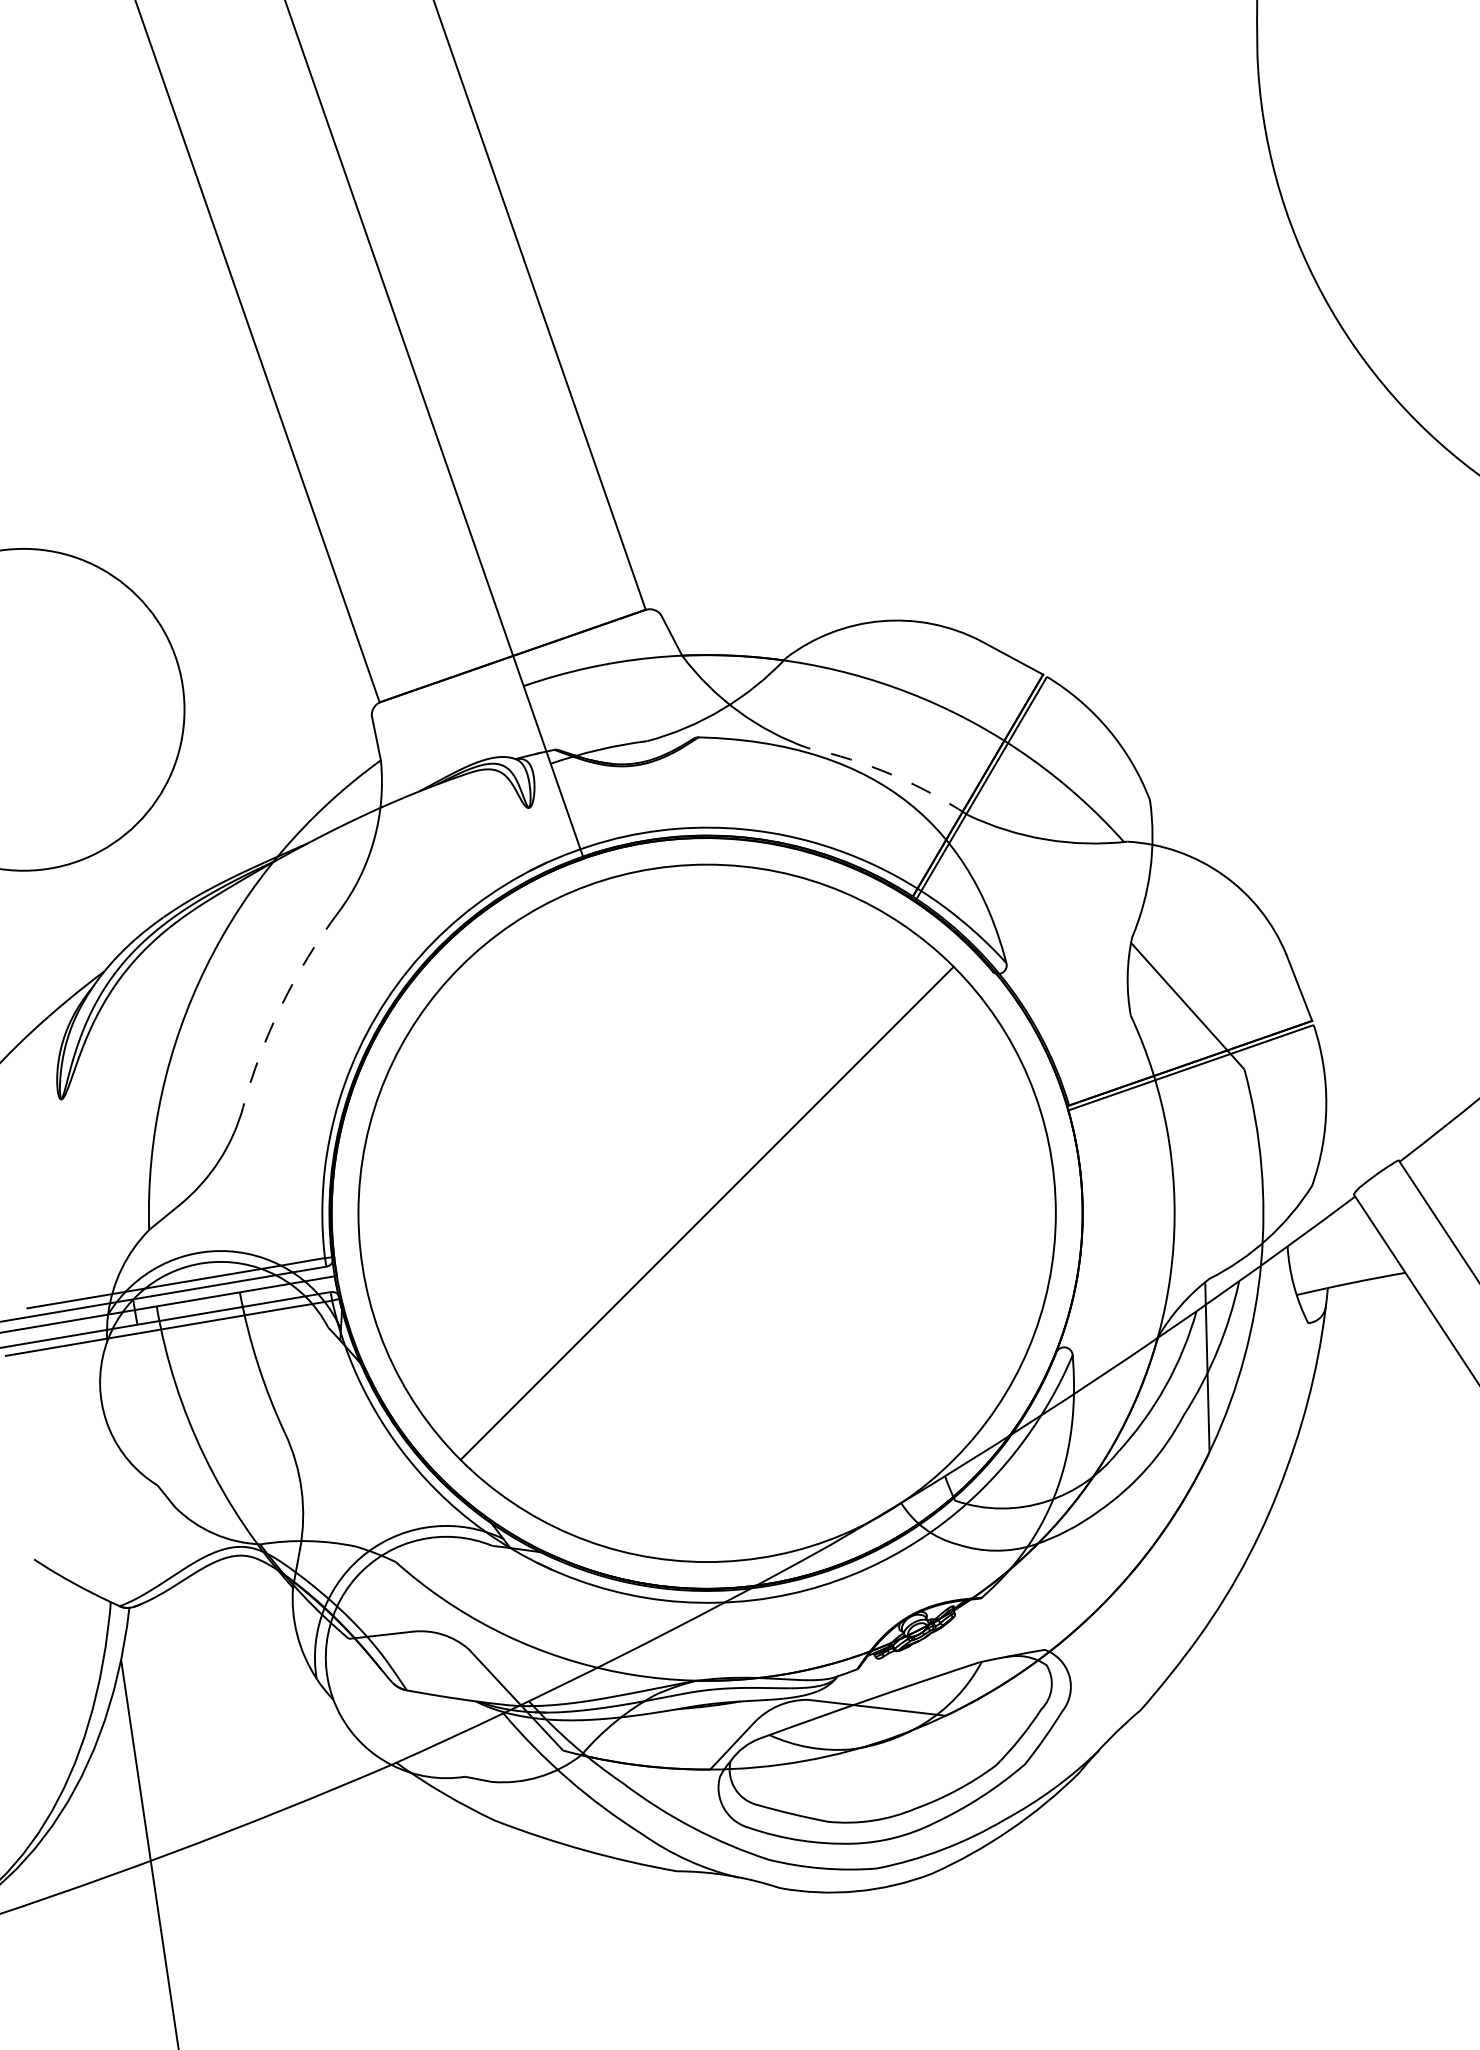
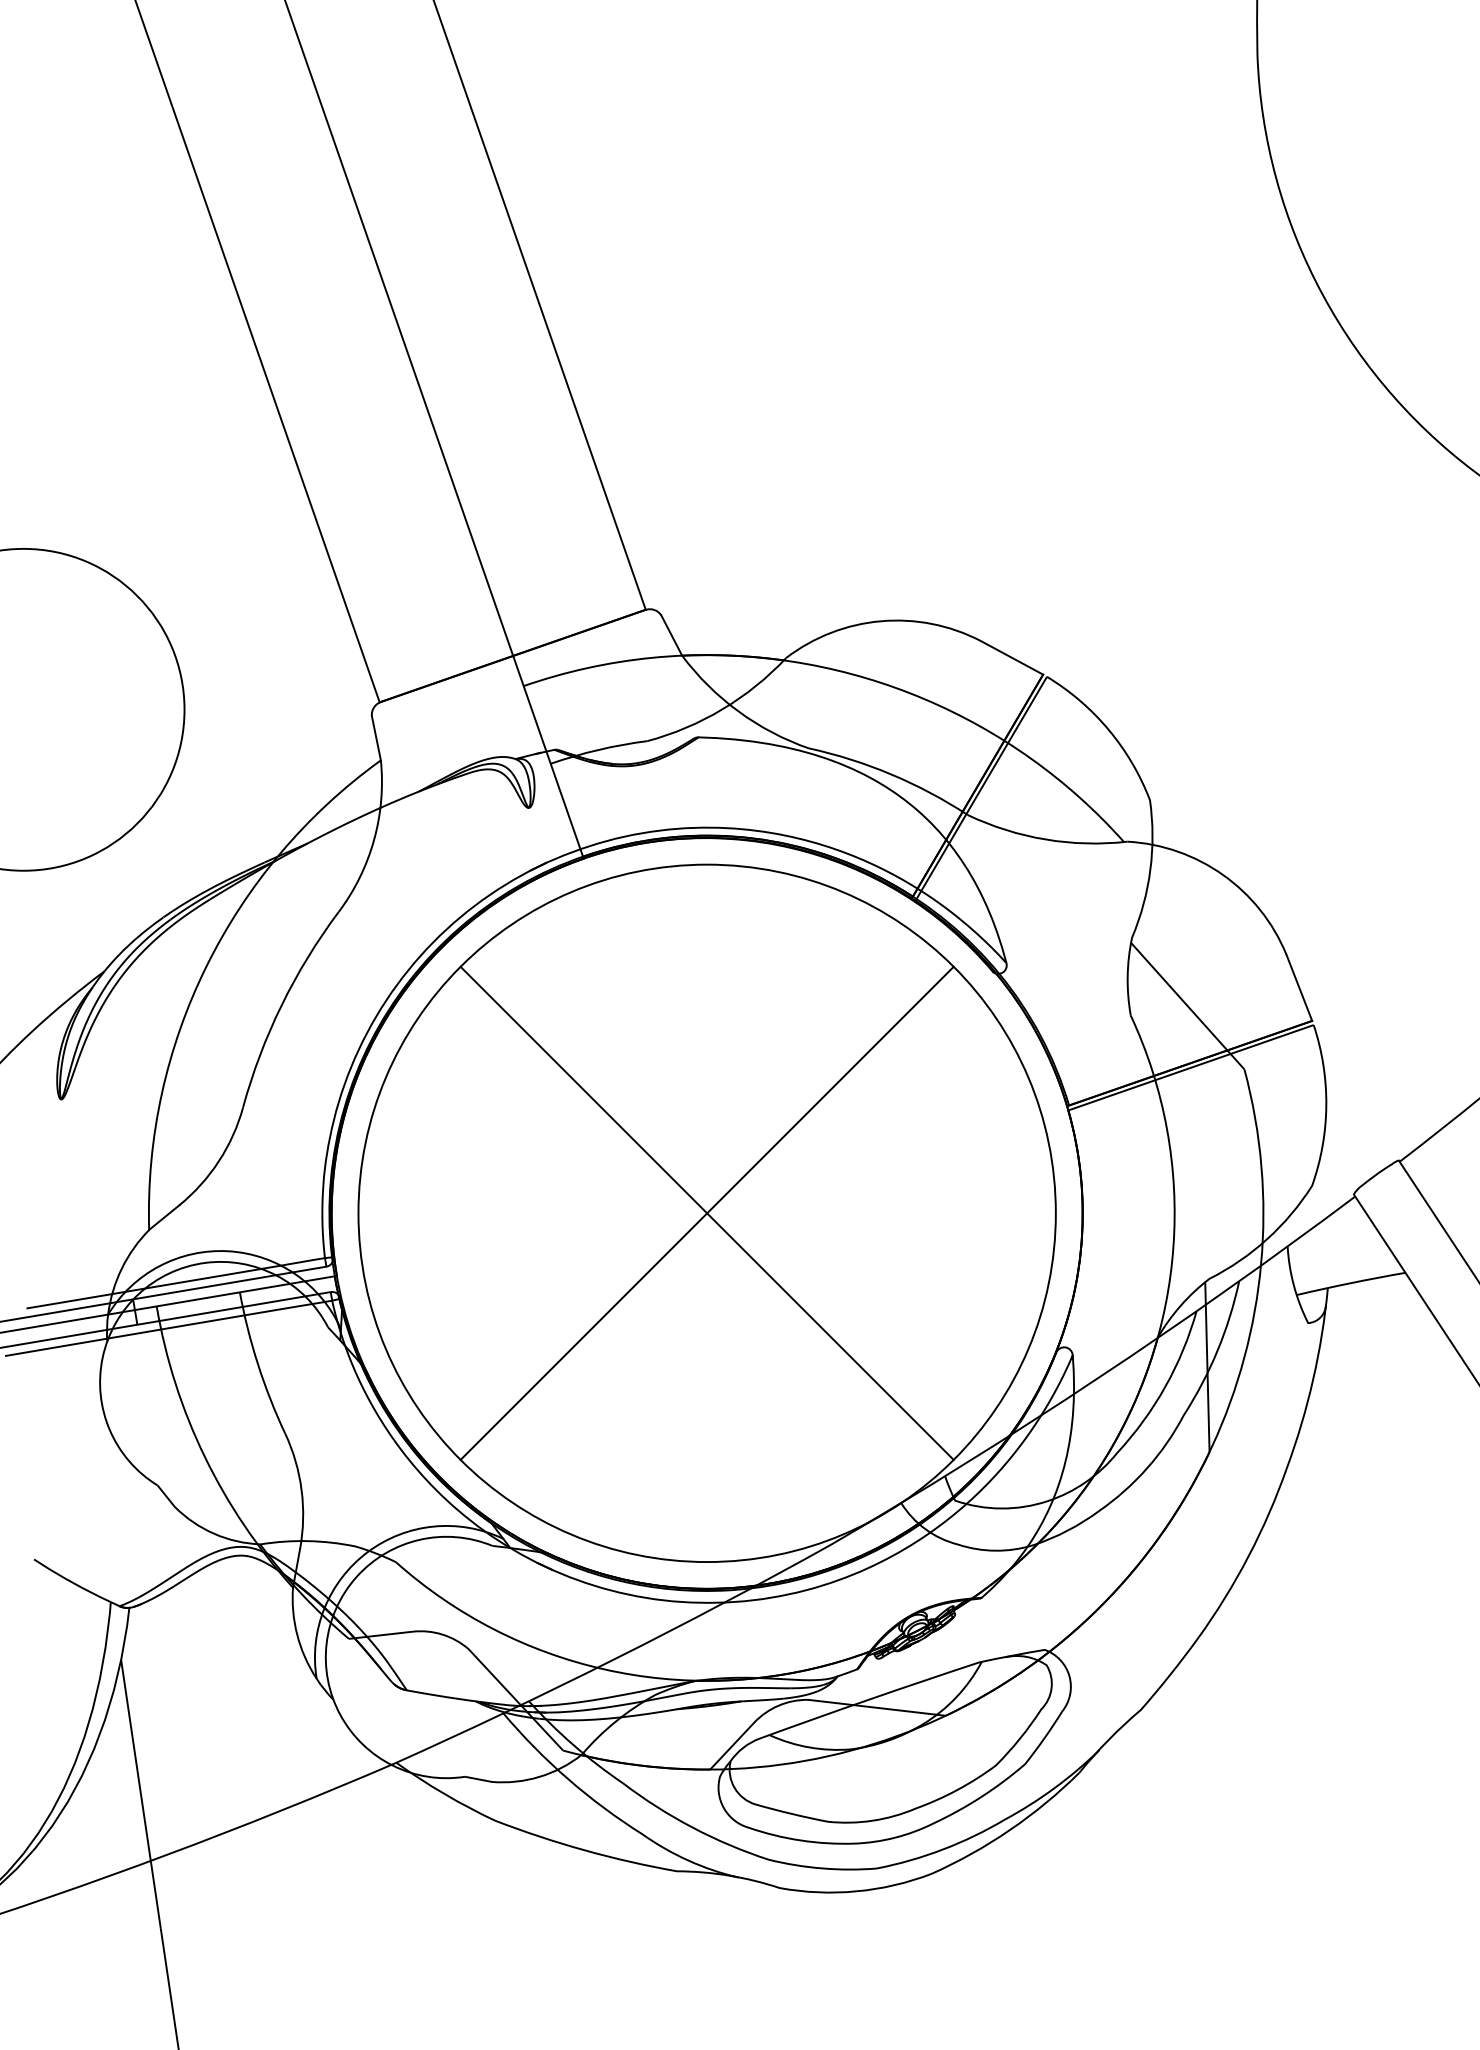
arc: dashed -> solid (891, 774)
arc: dashed -> solid (281, 1005)
line: none -> present (706, 1212)
